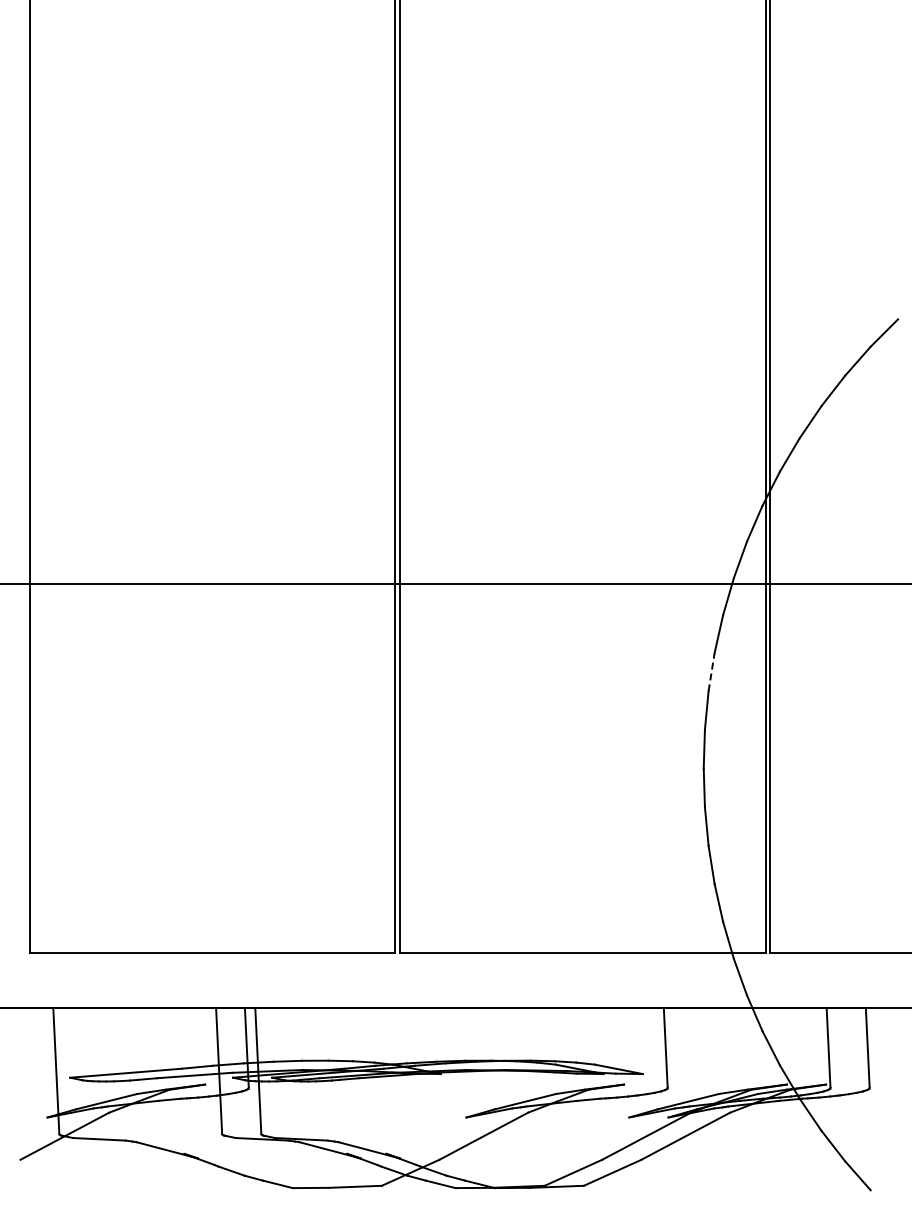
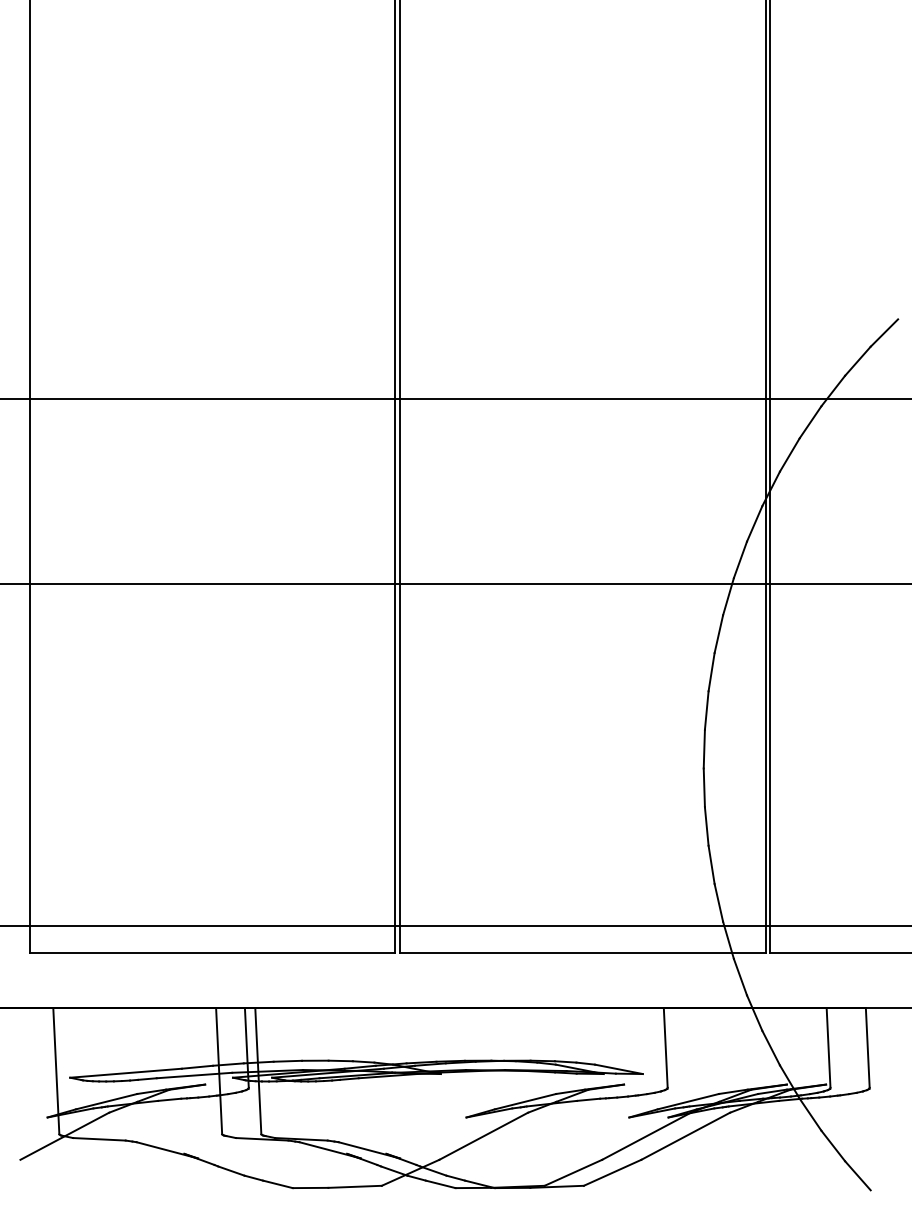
line: none -> present (455, 398)
line: dashed -> solid (711, 671)
line: none -> present (455, 925)
